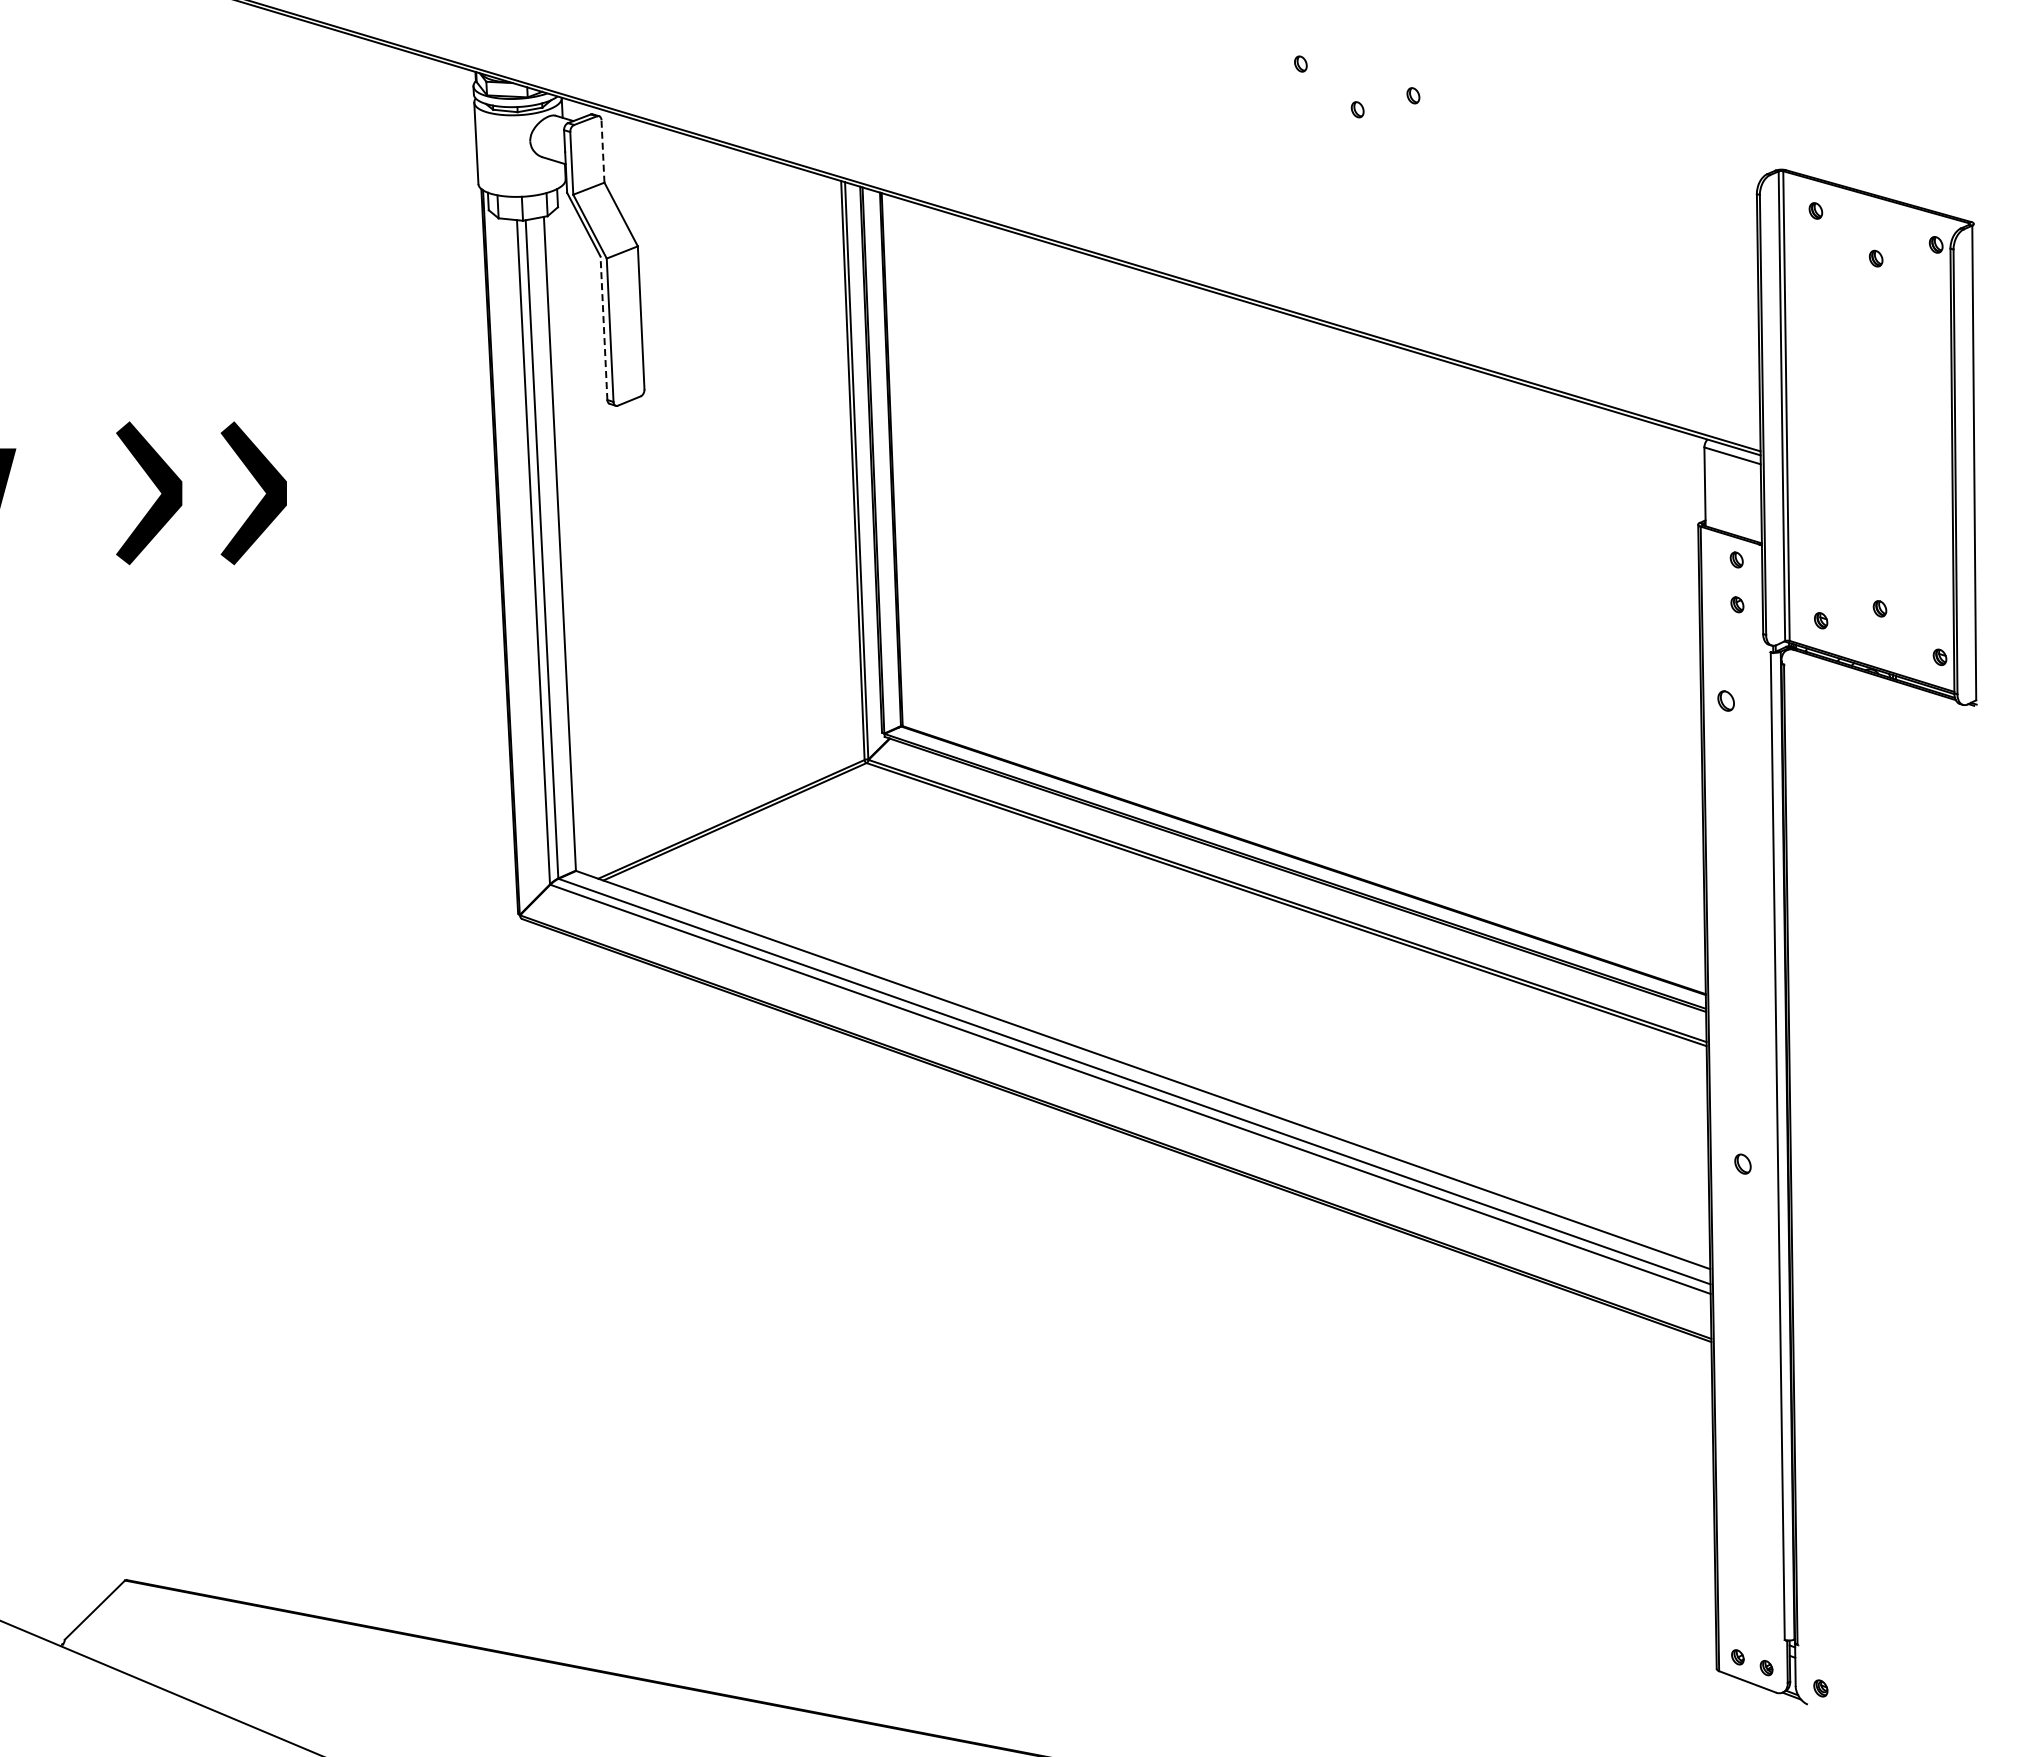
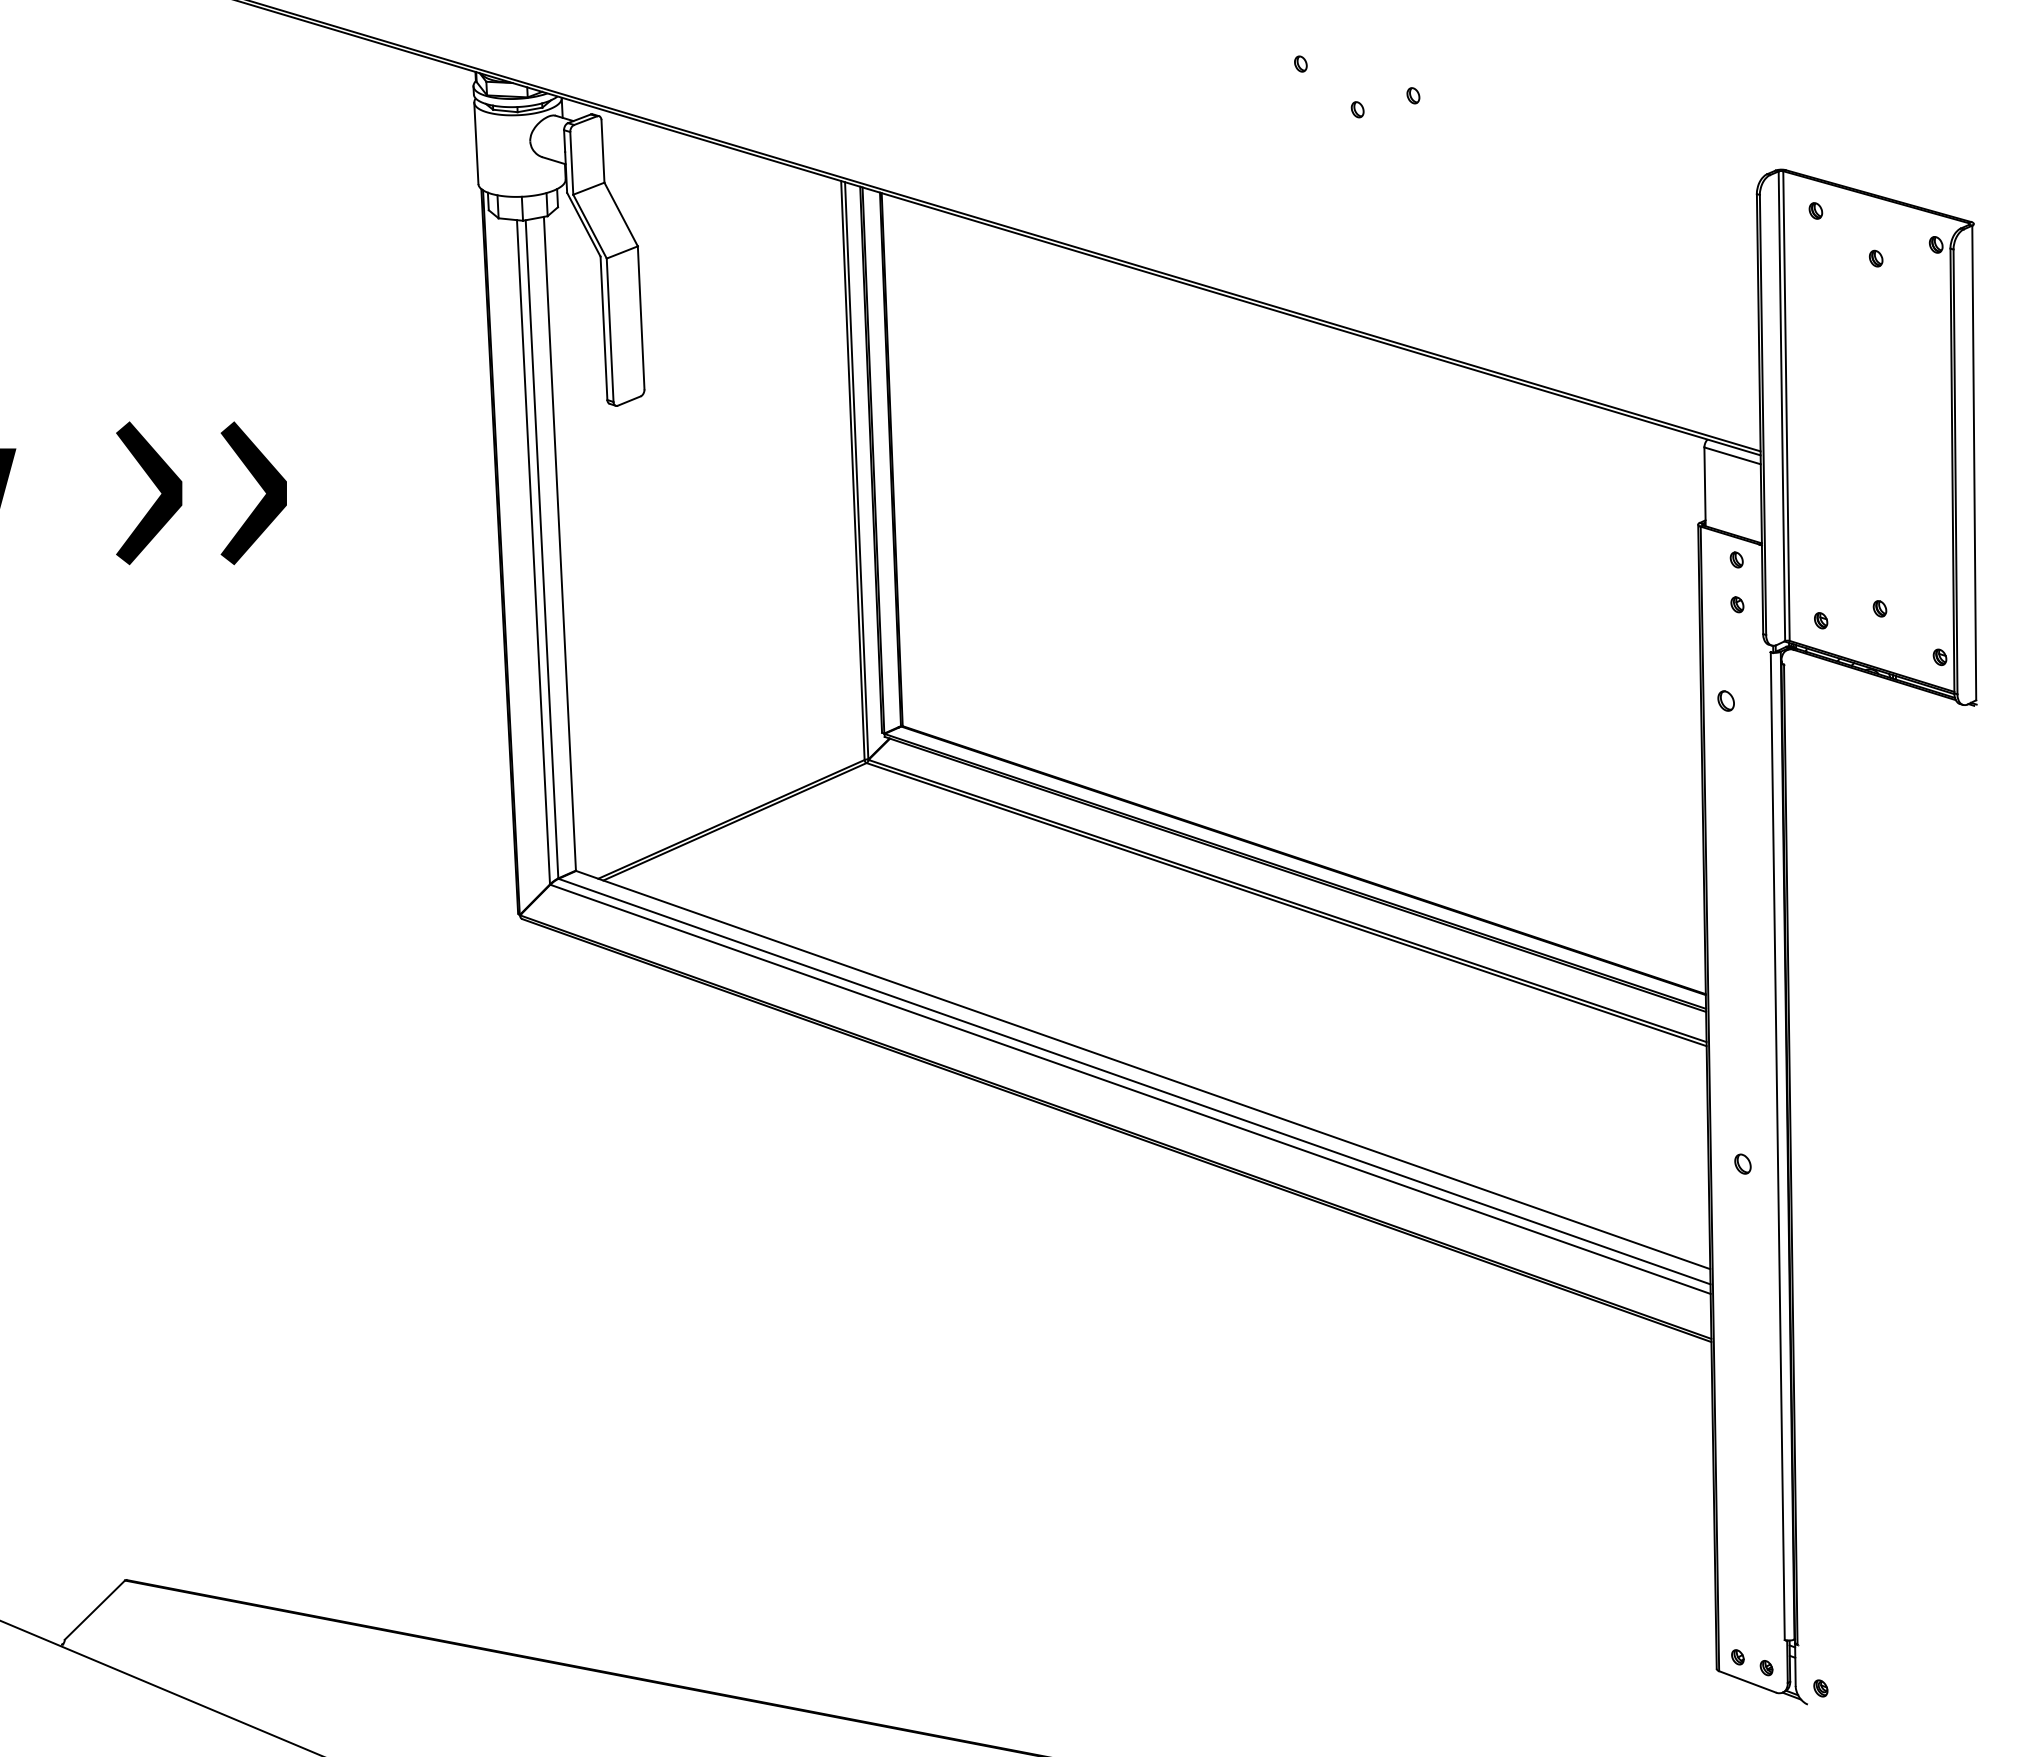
line: dashed -> solid (602, 150)
line: dashed -> solid (603, 328)
